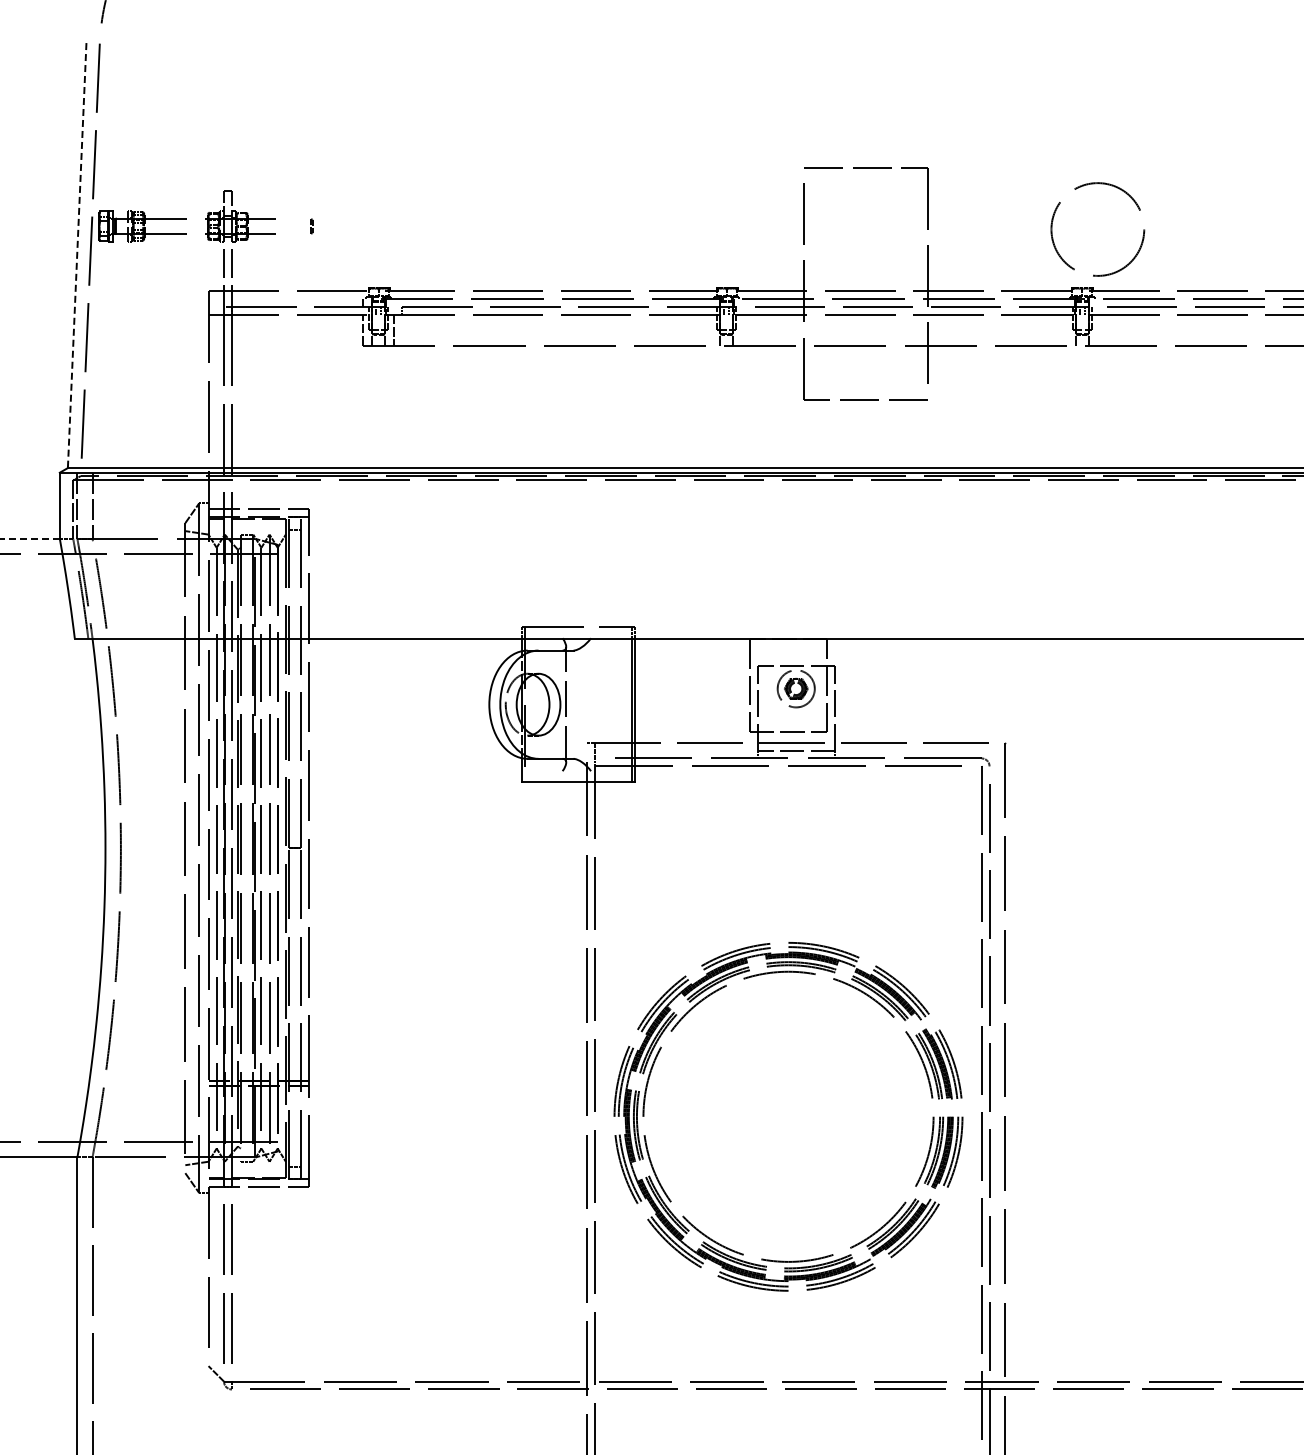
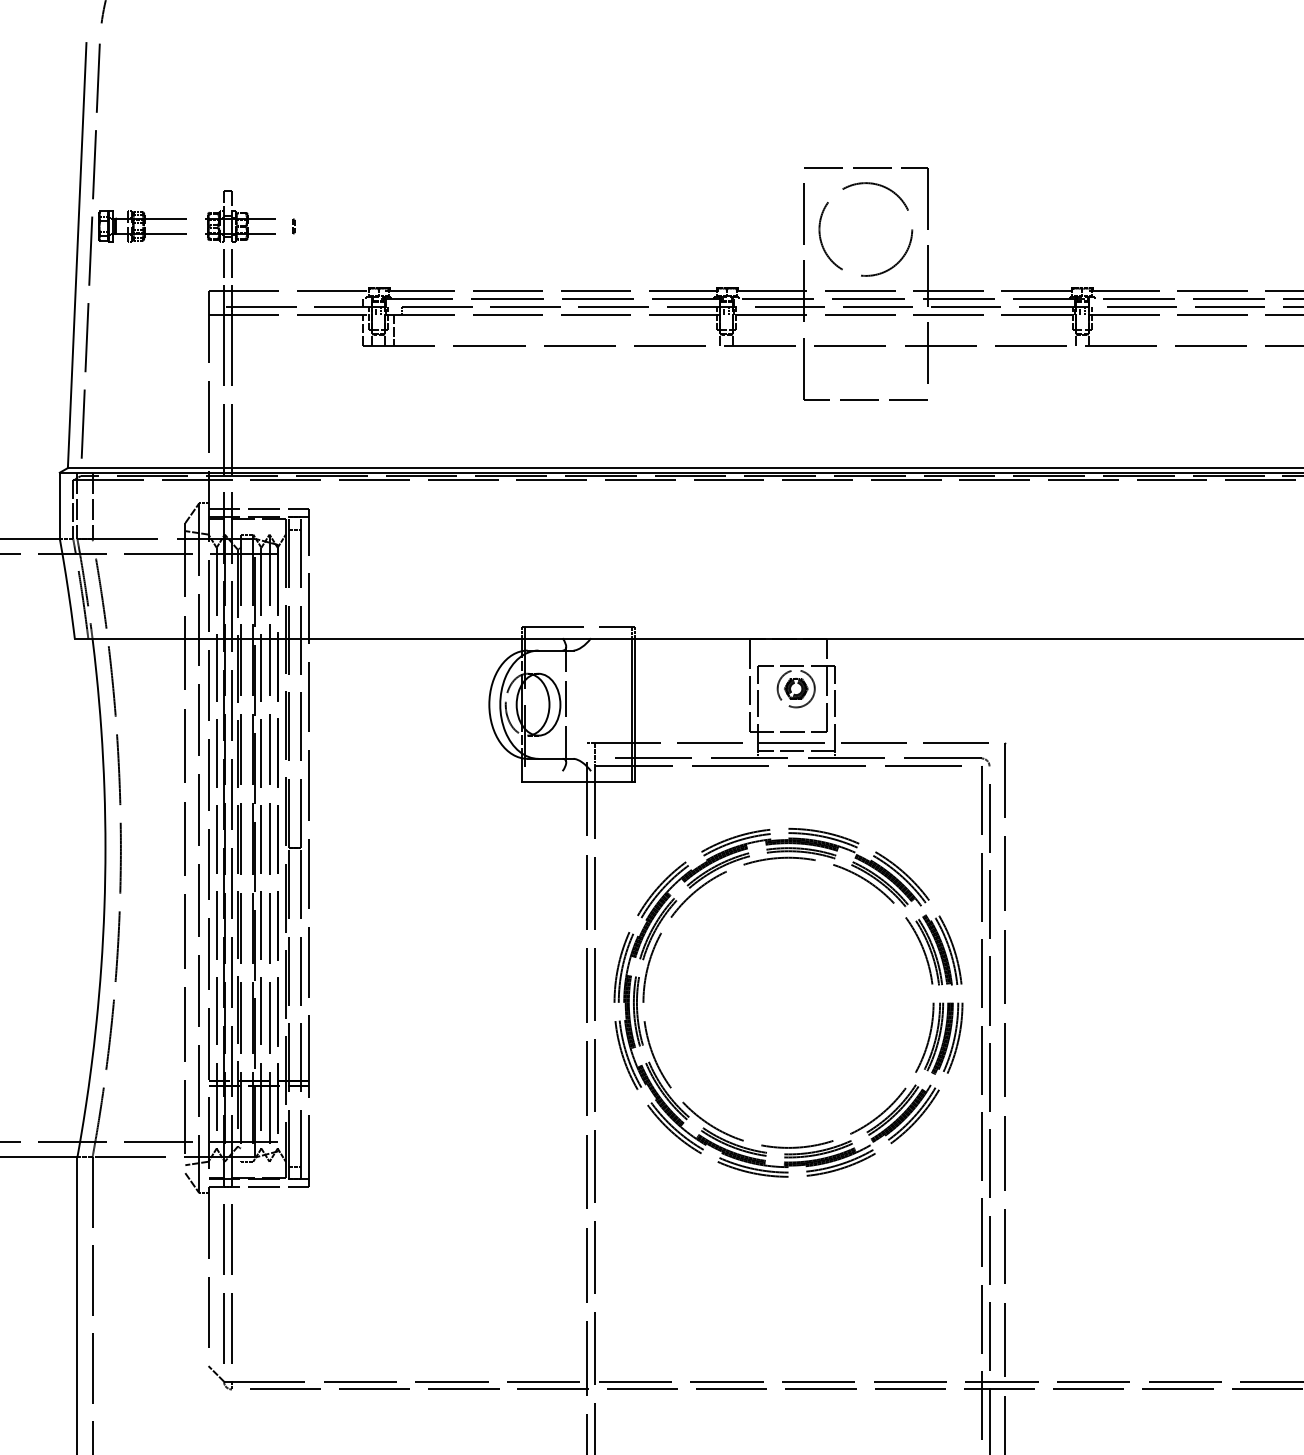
line position: (311, 227) -> (293, 227) (293, 227)
circle position: (1097, 229) -> (865, 229) (865, 229)
line: dashed -> solid (77, 255)
line: dashed -> solid (29, 538)
part position: (777, 973) -> (777, 859) (777, 859)
